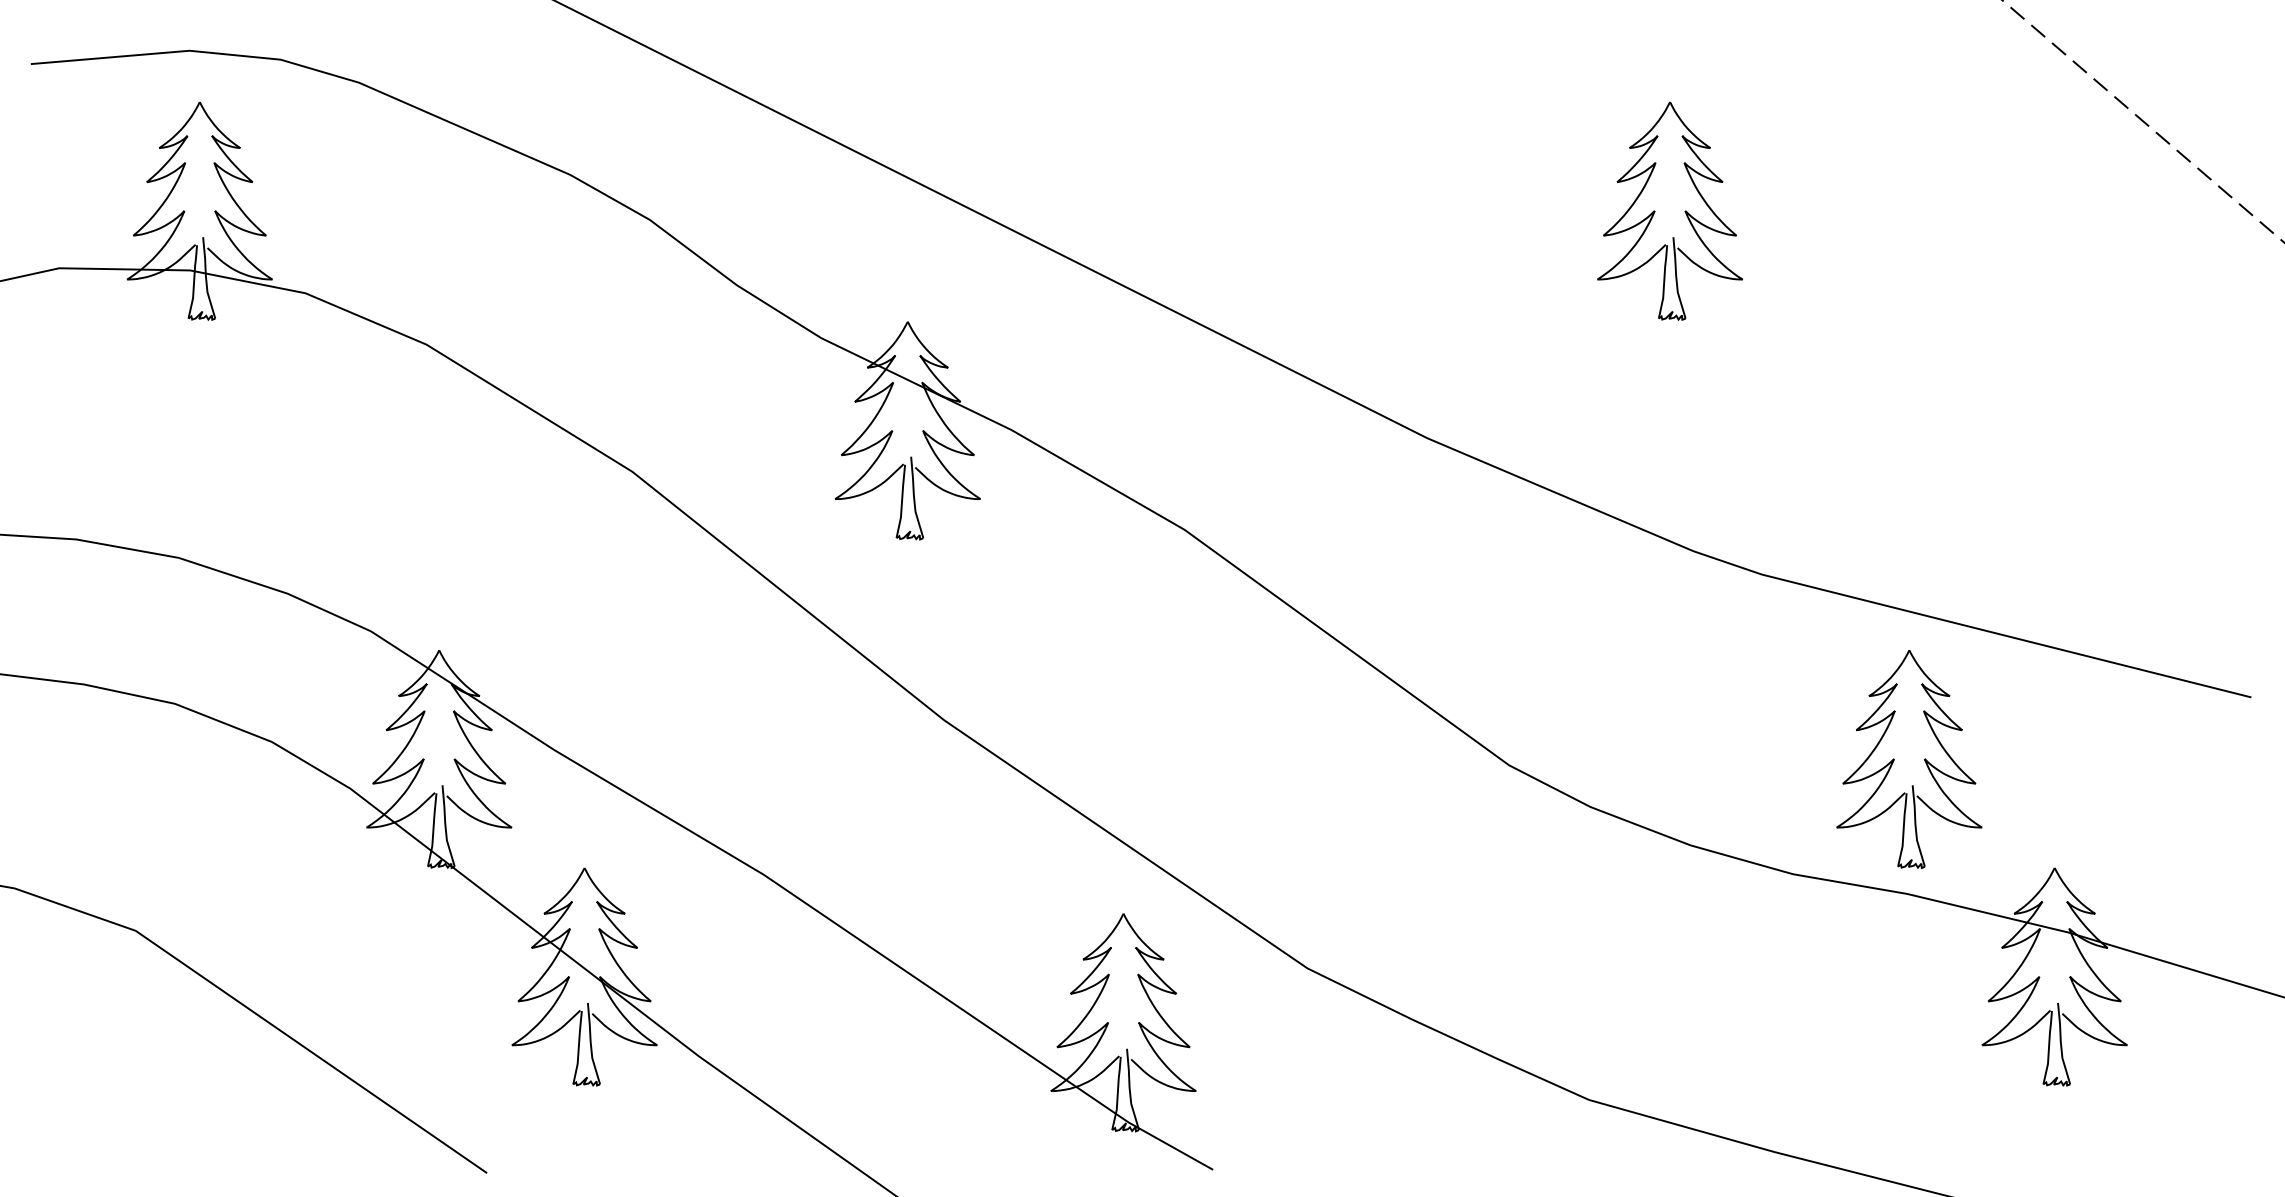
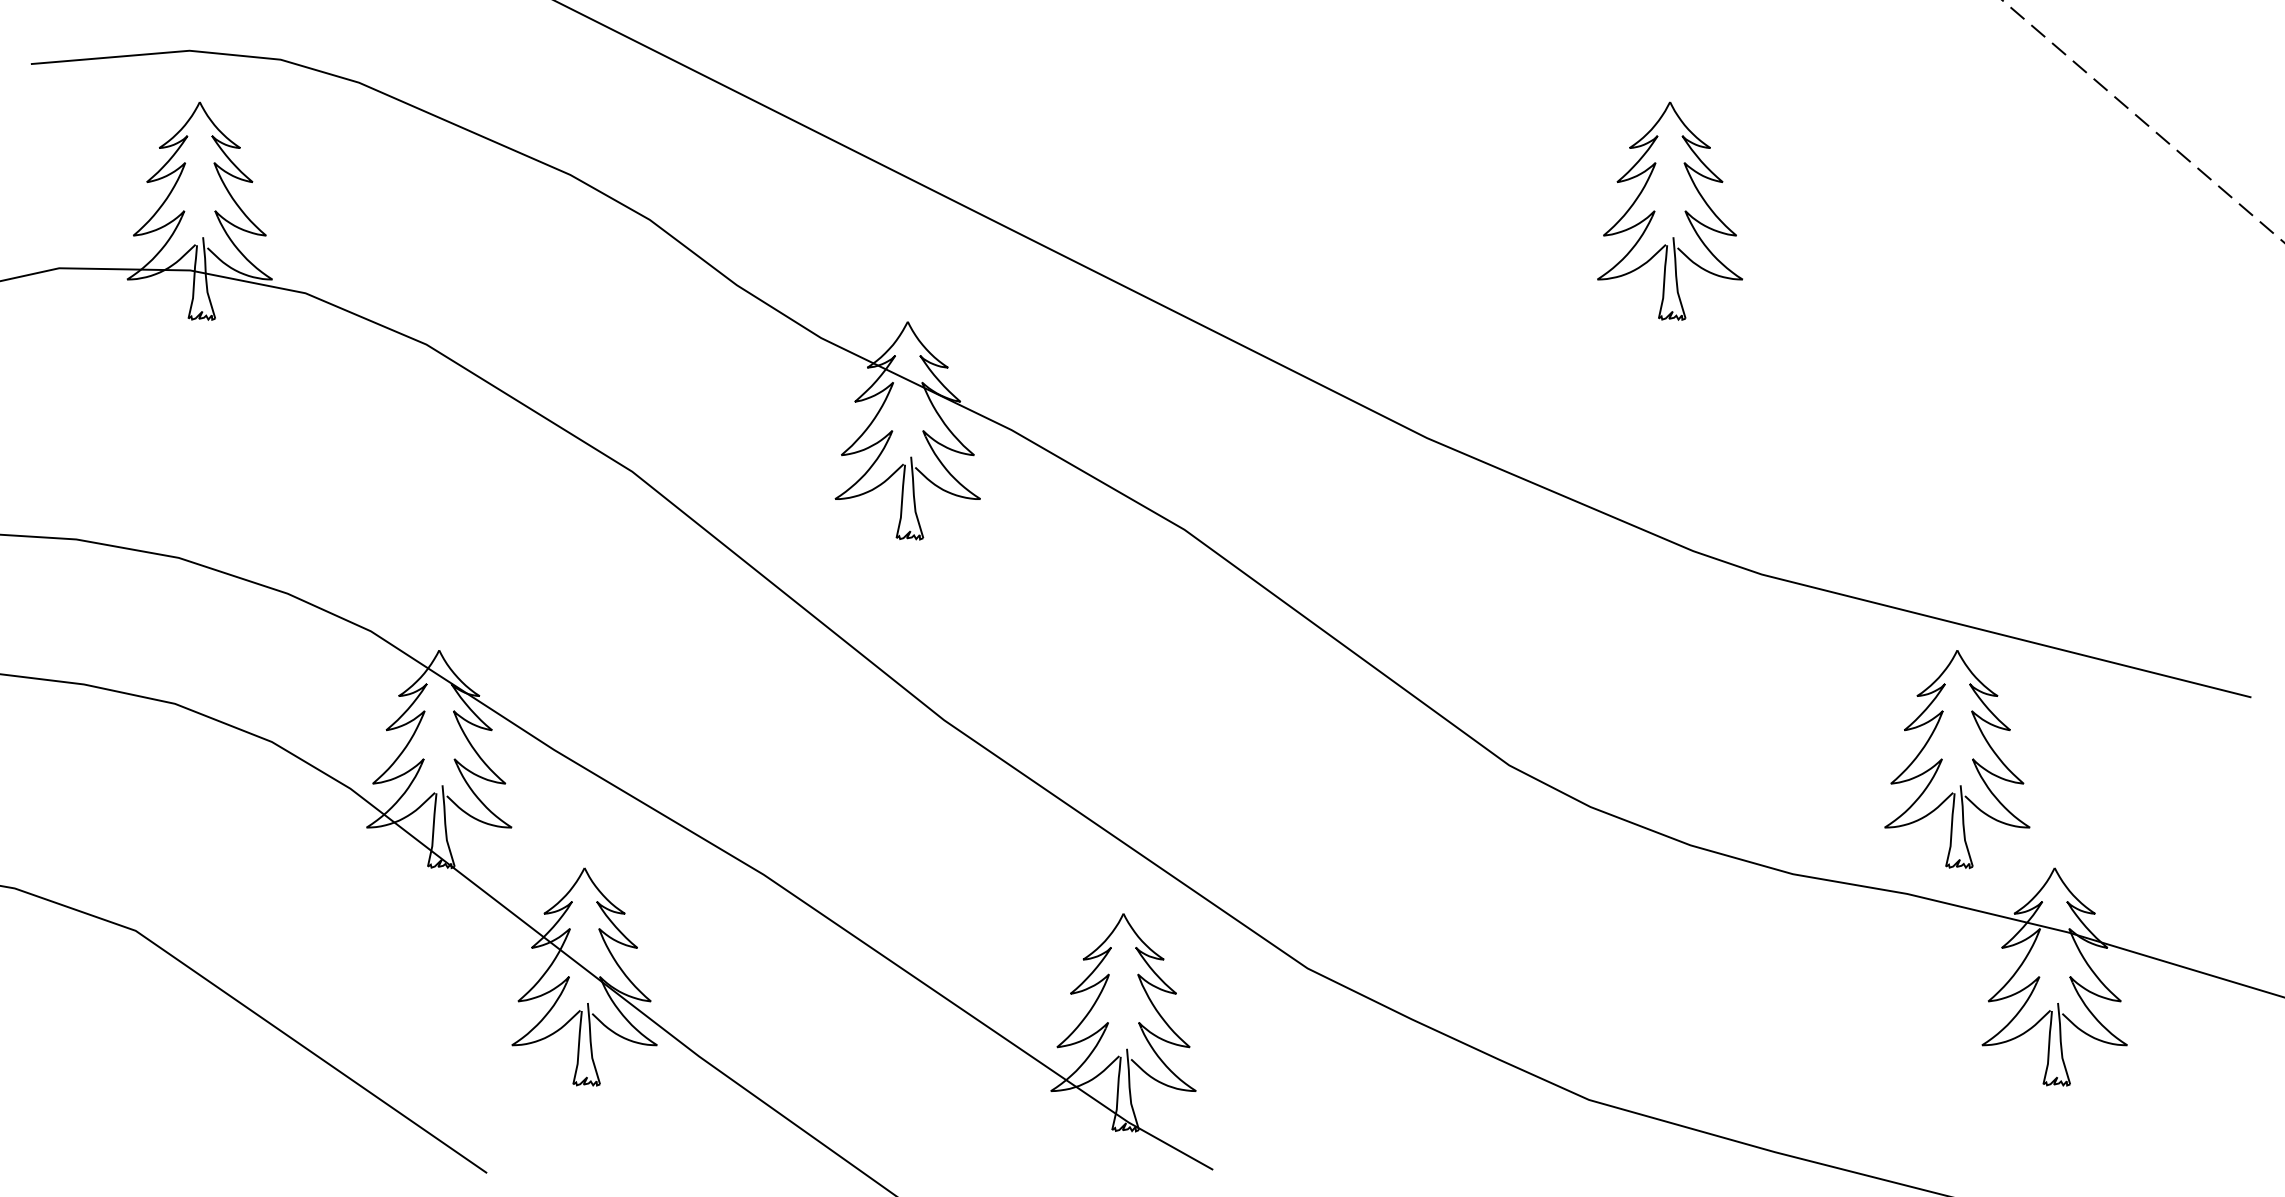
part position: (1894, 759) -> (1942, 759) (1942, 759)
